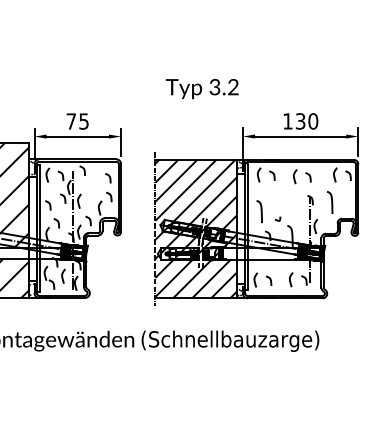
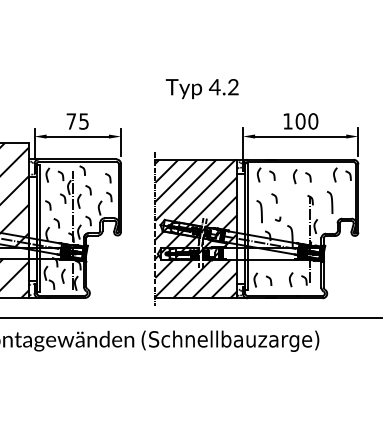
text: 3.2 -> 4.2 (214, 87)
text: 130 -> 100 (300, 121)
curve: none -> present (89, 190)
curve: none -> present (275, 198)
line: none -> present (192, 318)
